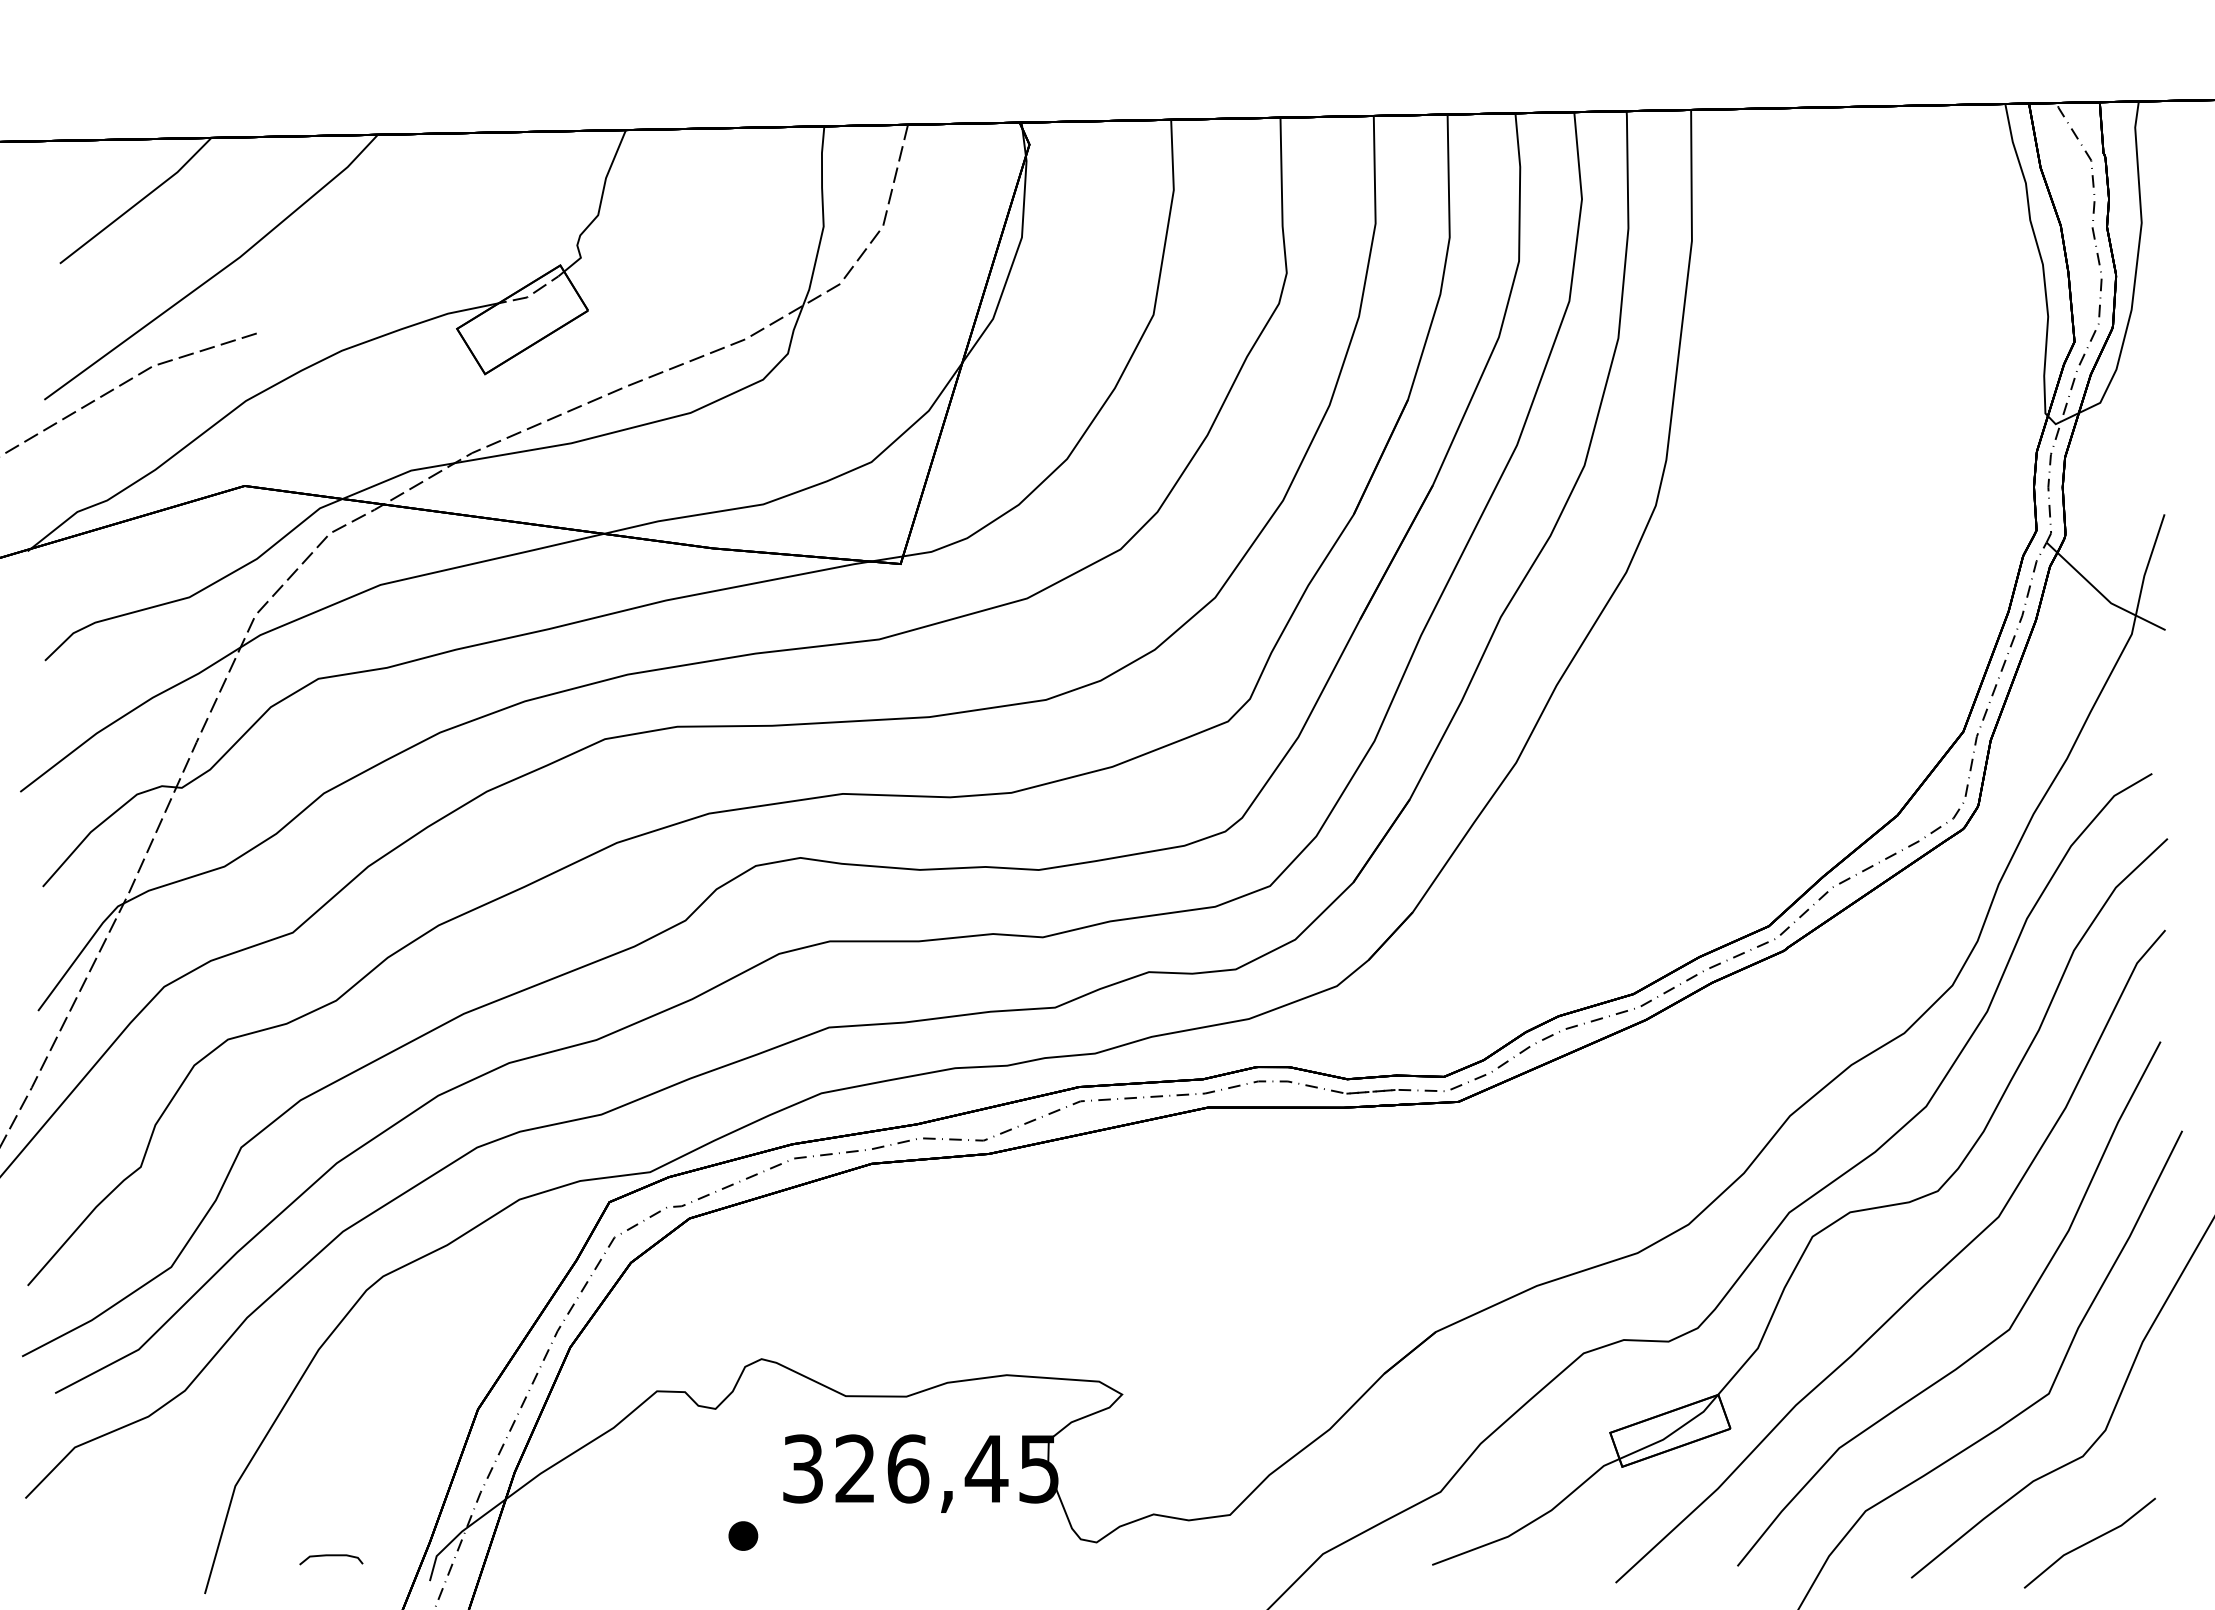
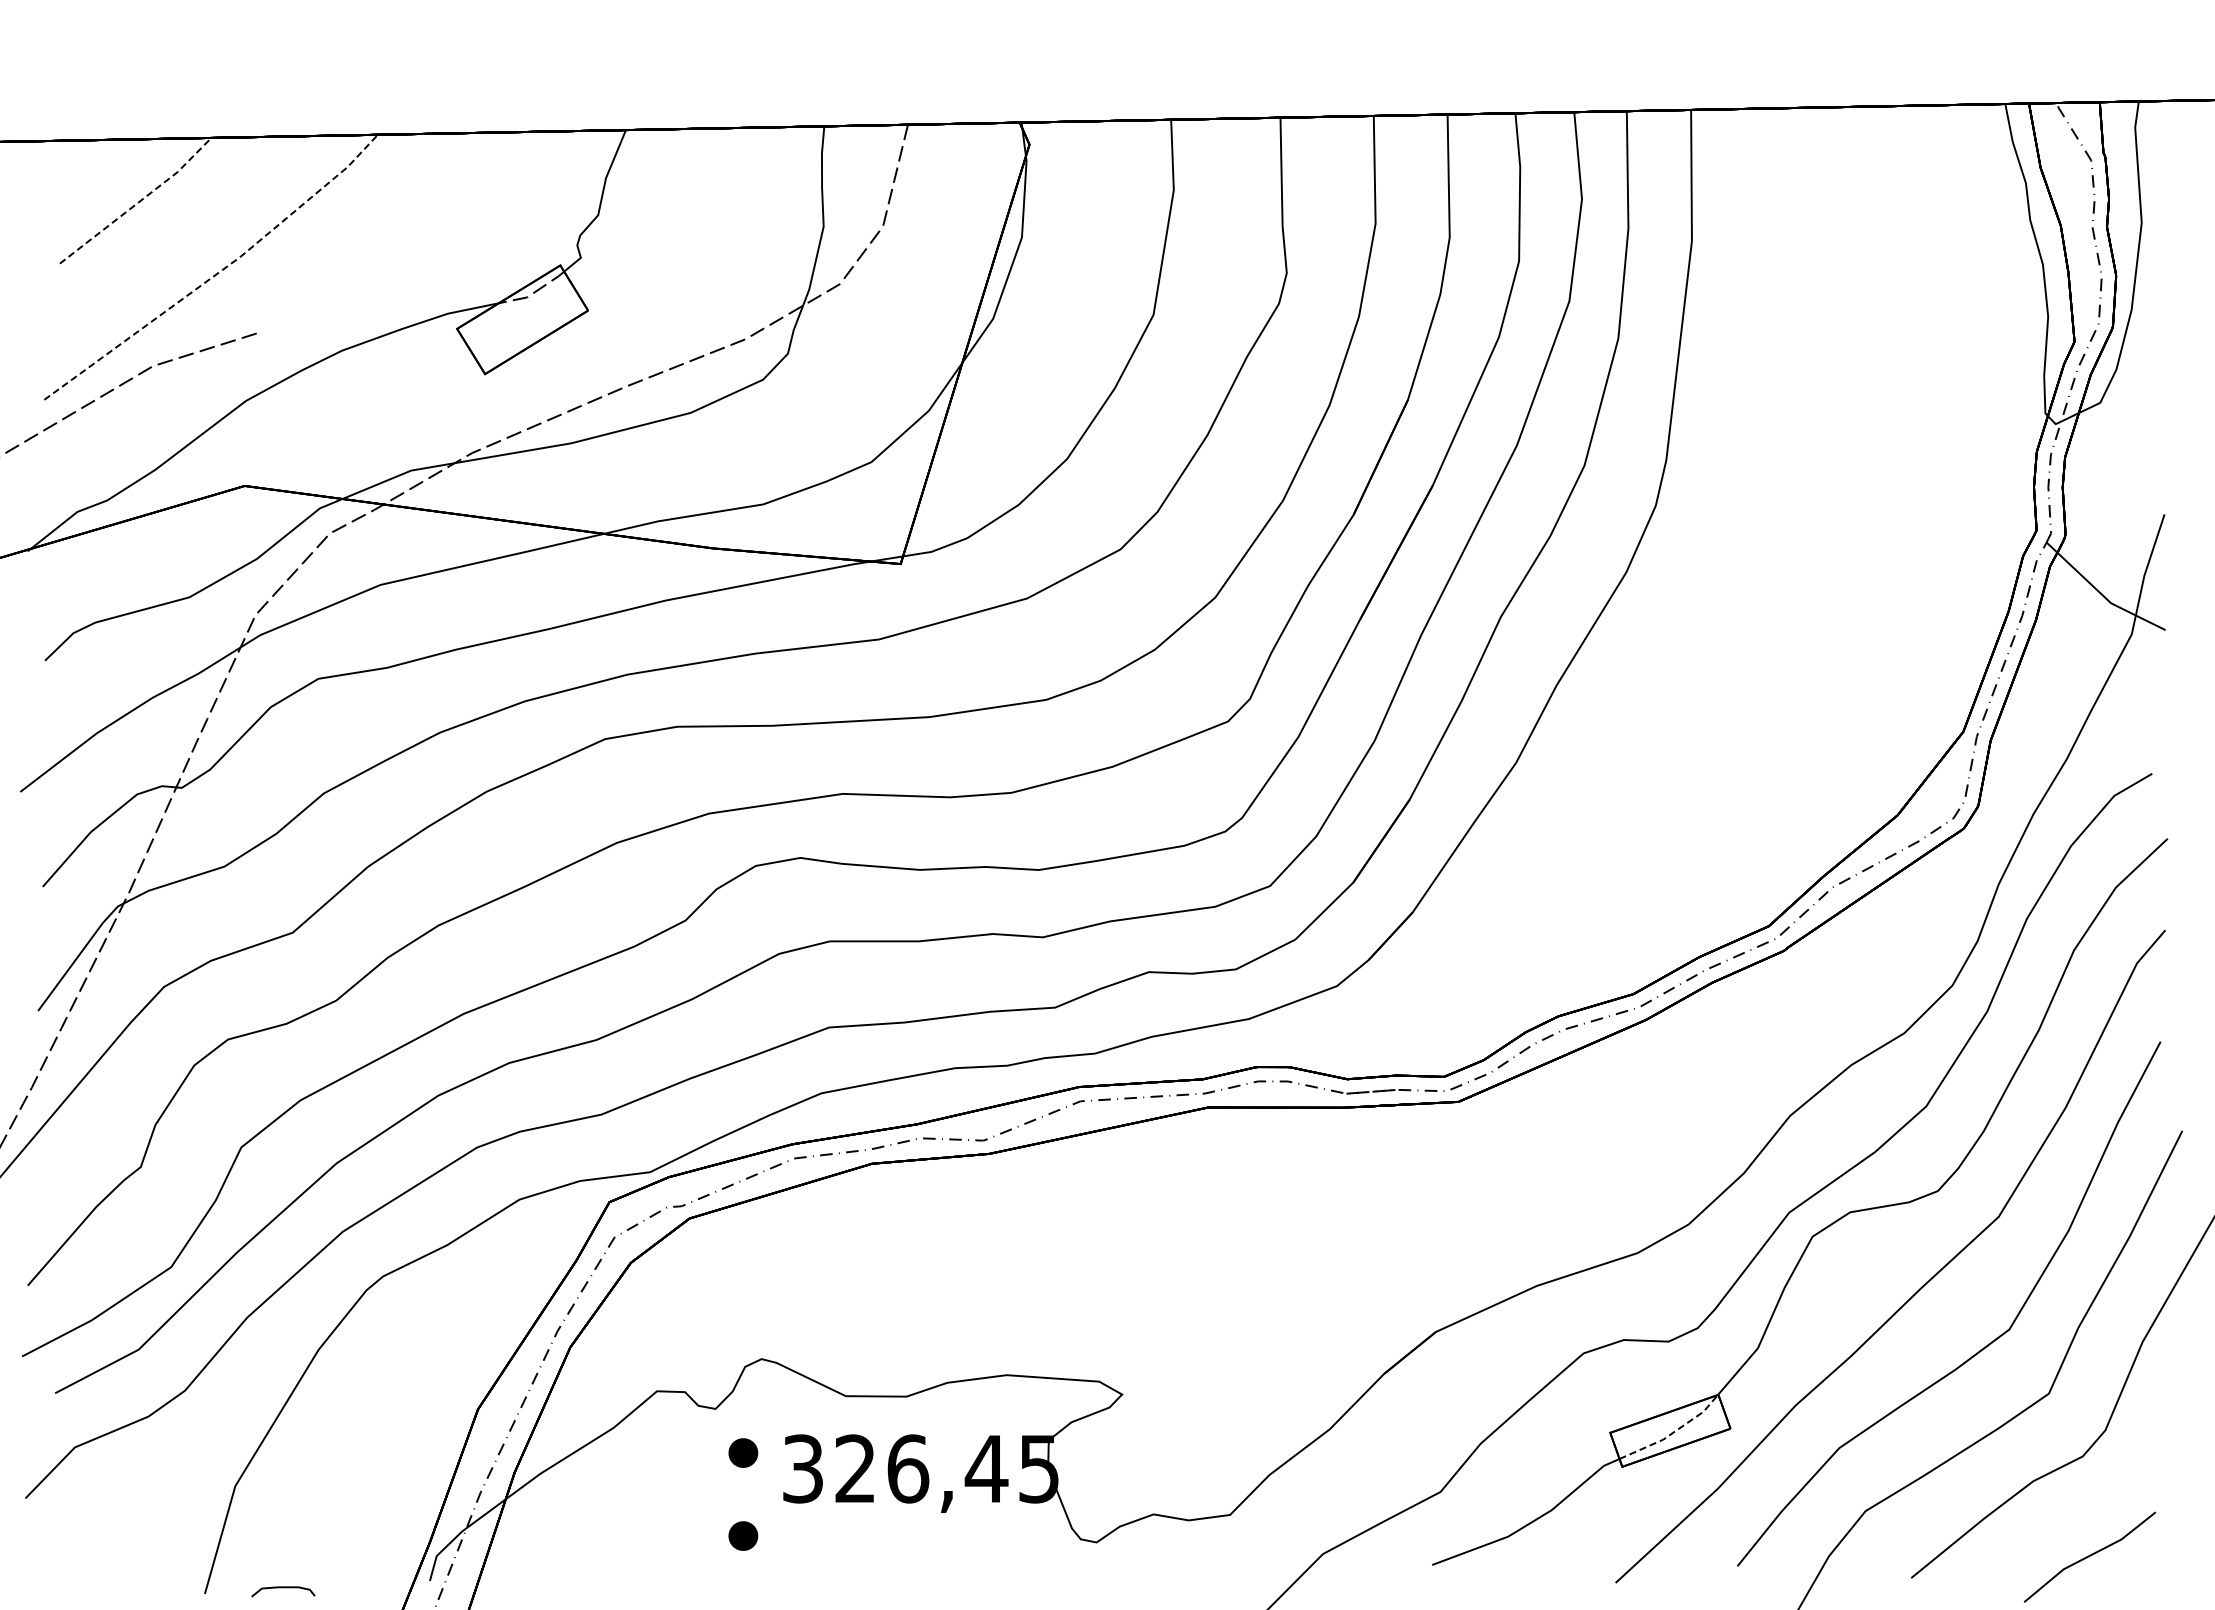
line: solid -> dashed (138, 202)
line: solid -> dashed (218, 273)
line: solid -> dashed (1673, 1432)
part: none -> present (743, 1452)
line position: (2089, 1542) -> (2089, 1556) (2089, 1556)
curve position: (331, 1556) -> (283, 1588) (283, 1588)
